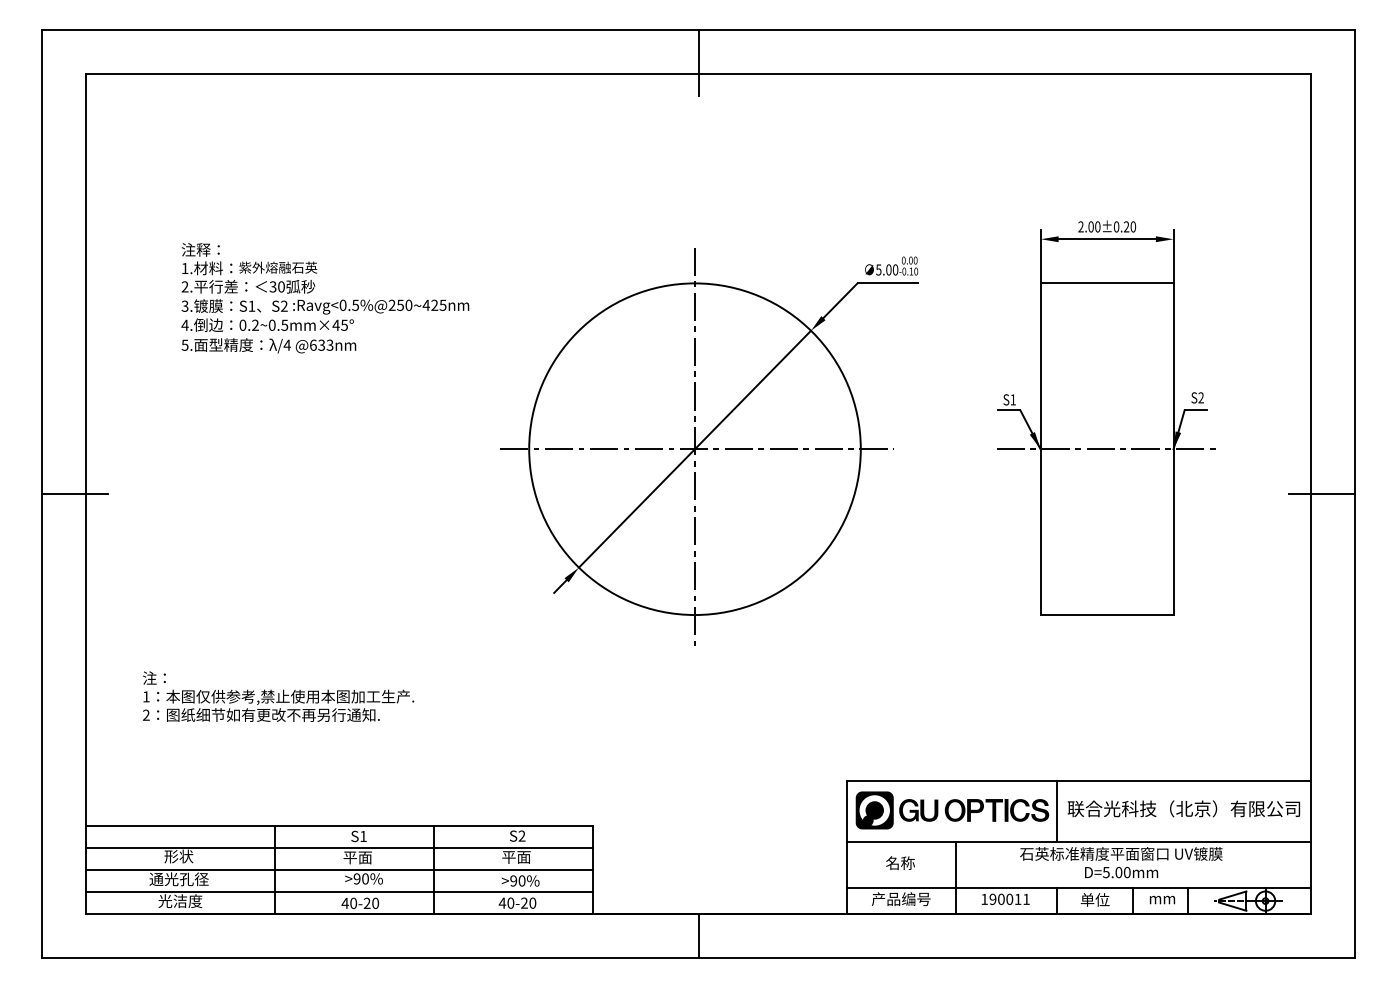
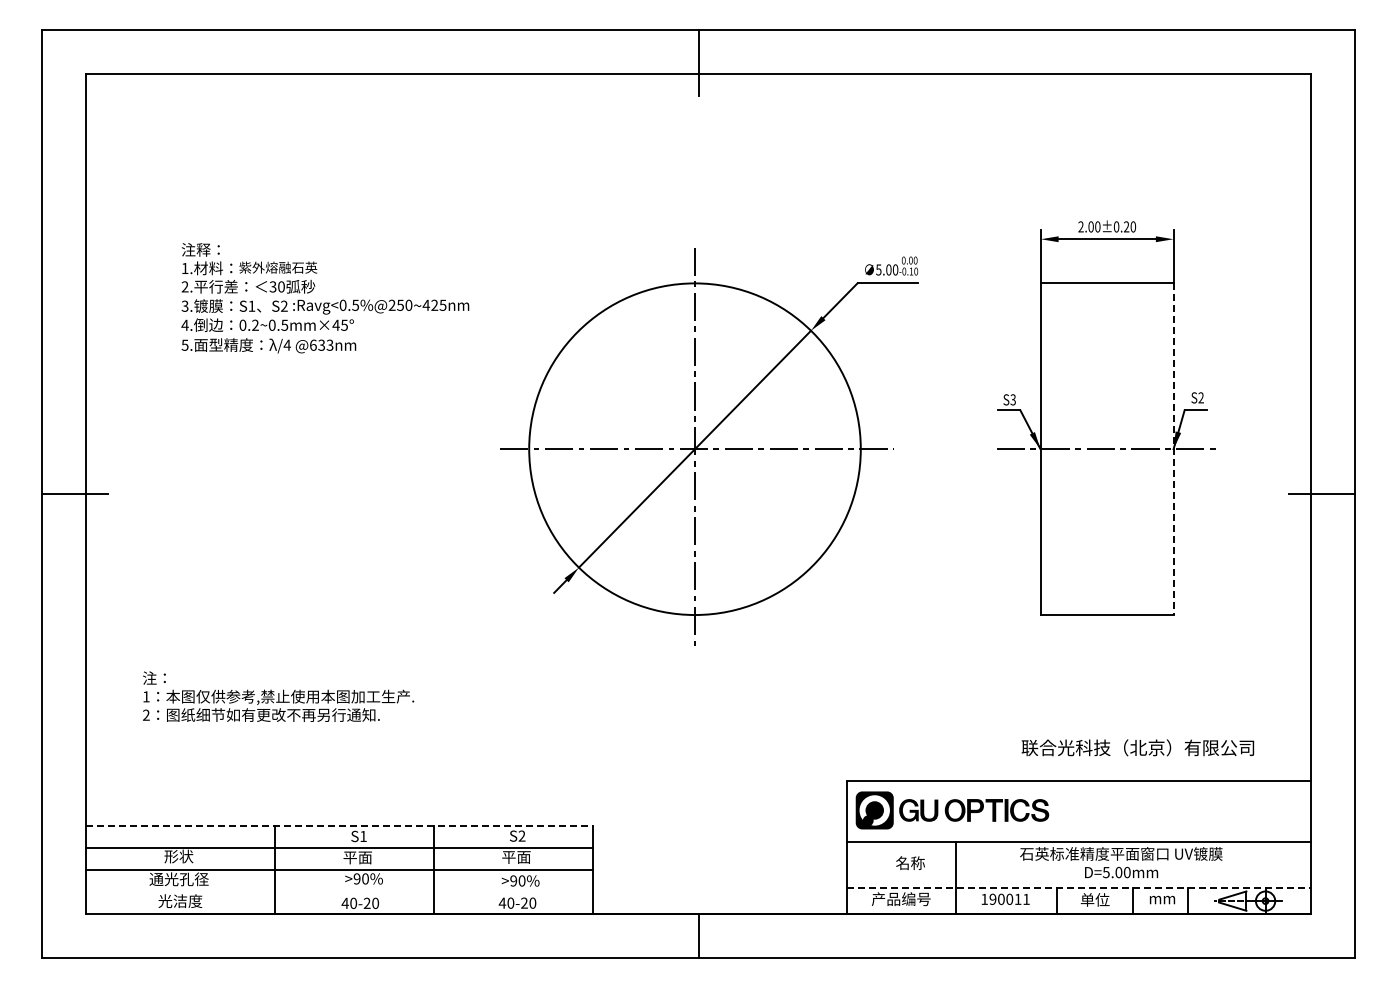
text: S1 -> S3 (1012, 399)
line: solid -> dashed (1173, 449)
text position: (1183, 808) -> (1137, 747) (1137, 747)
line: present -> none (1057, 811)
line: solid -> dashed (340, 825)
text position: (900, 862) -> (910, 862) (910, 862)
line: solid -> dashed (1079, 888)
line: present -> none (339, 891)
